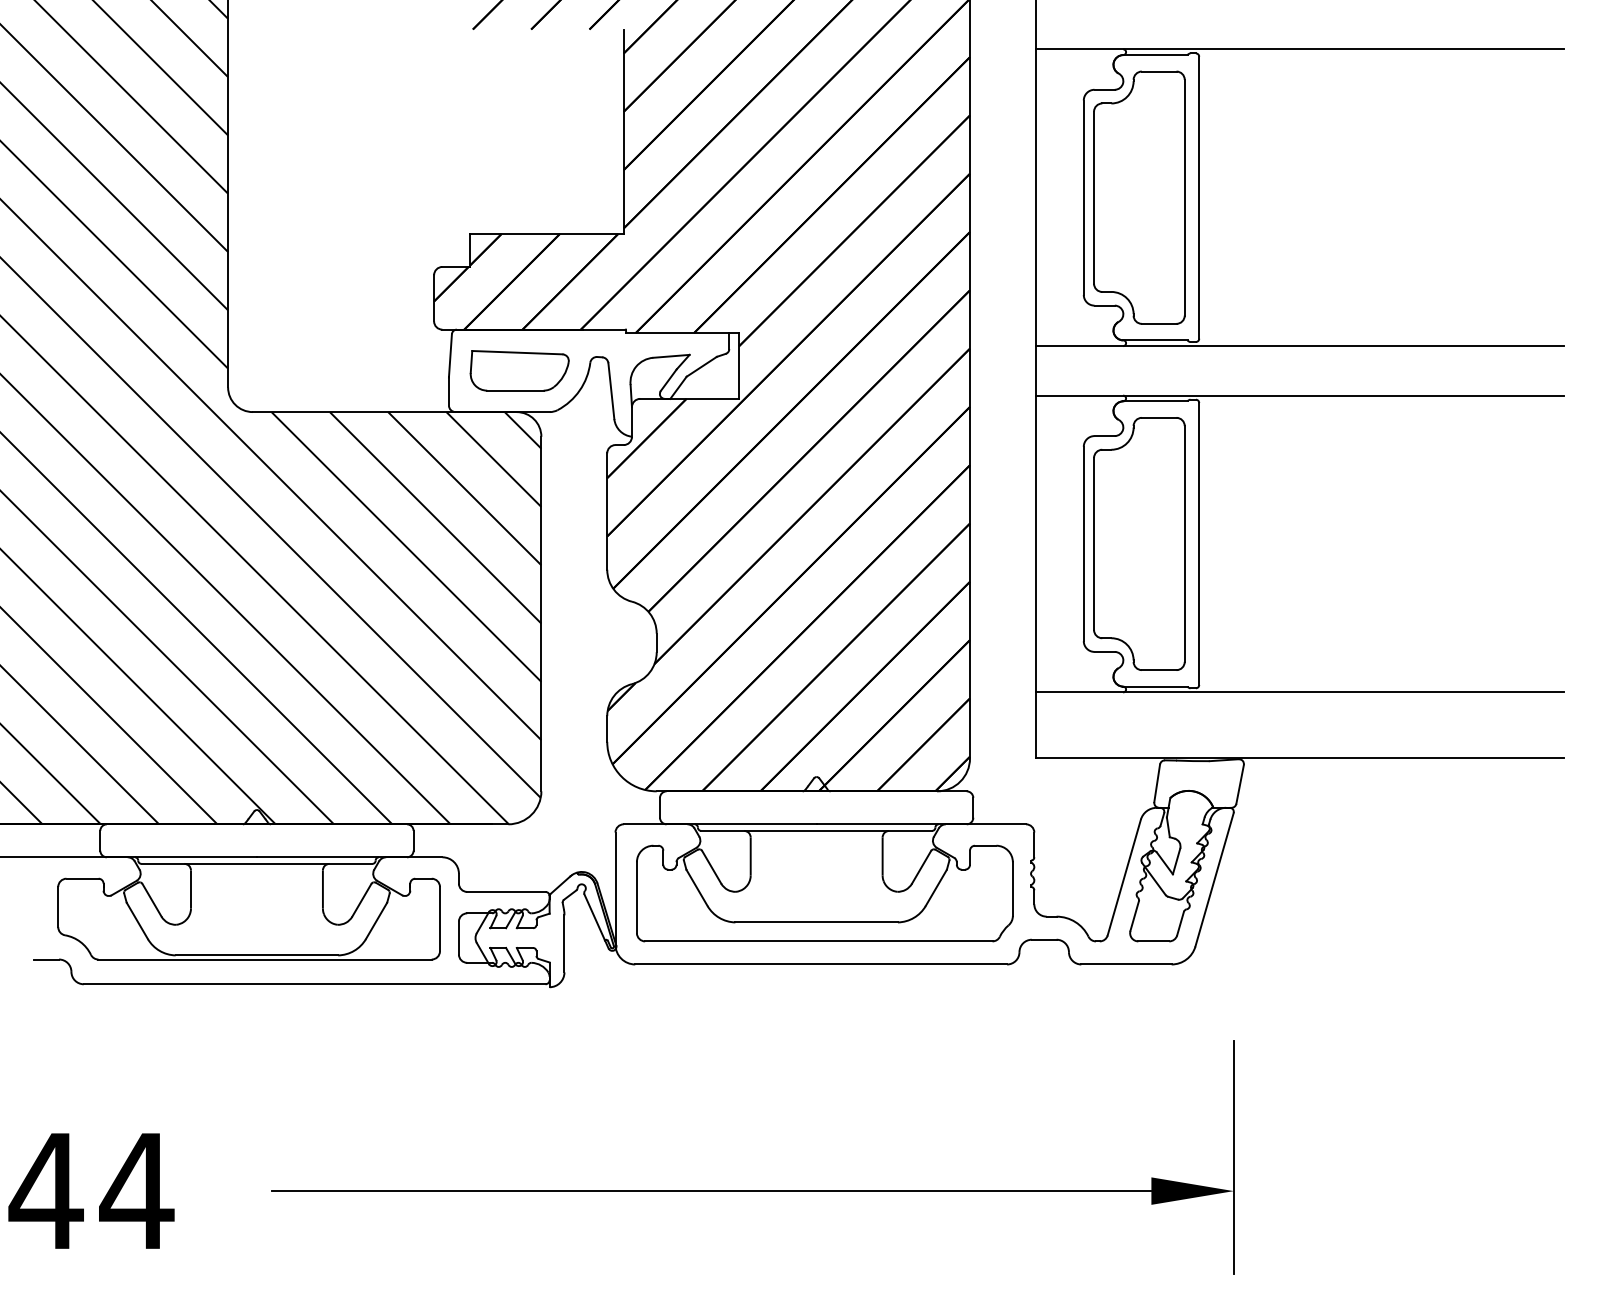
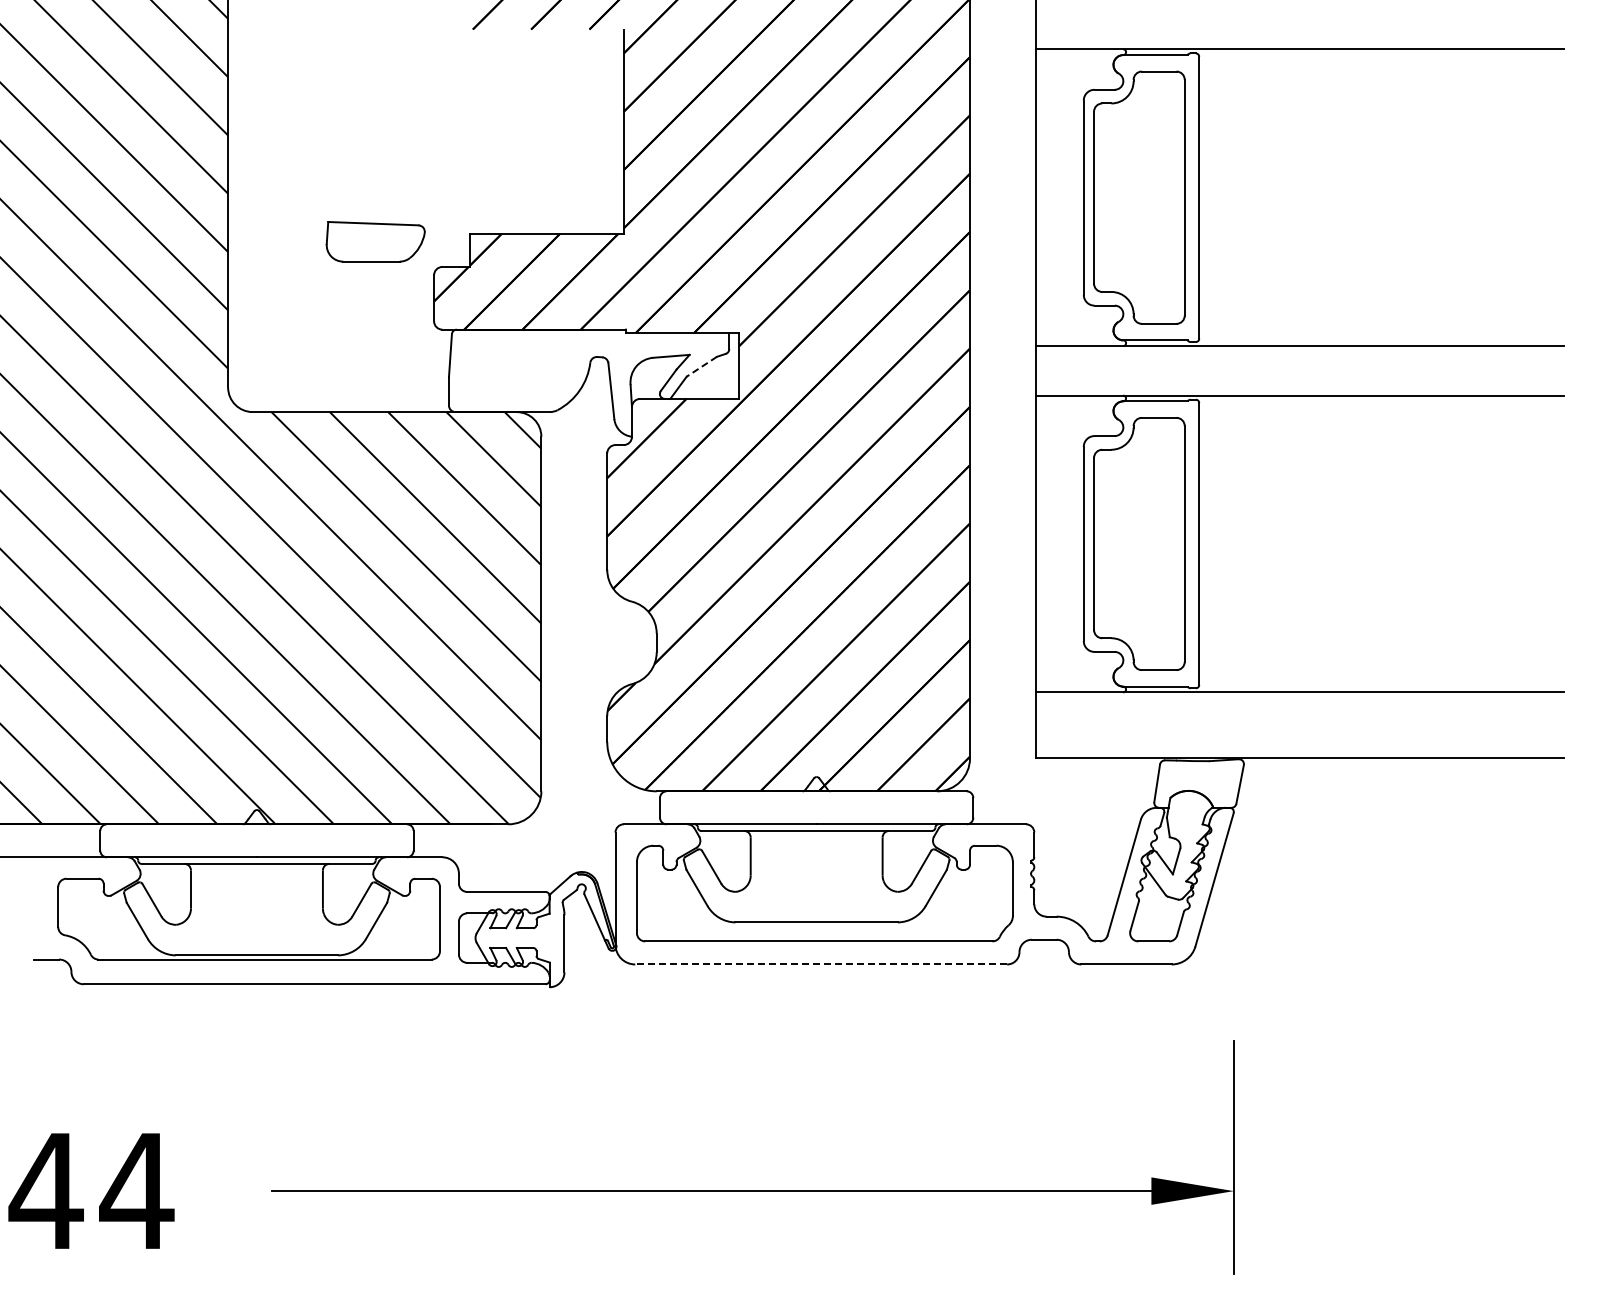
line: solid -> dashed (701, 367)
part position: (519, 370) -> (375, 241) (375, 241)
line: solid -> dashed (821, 964)
